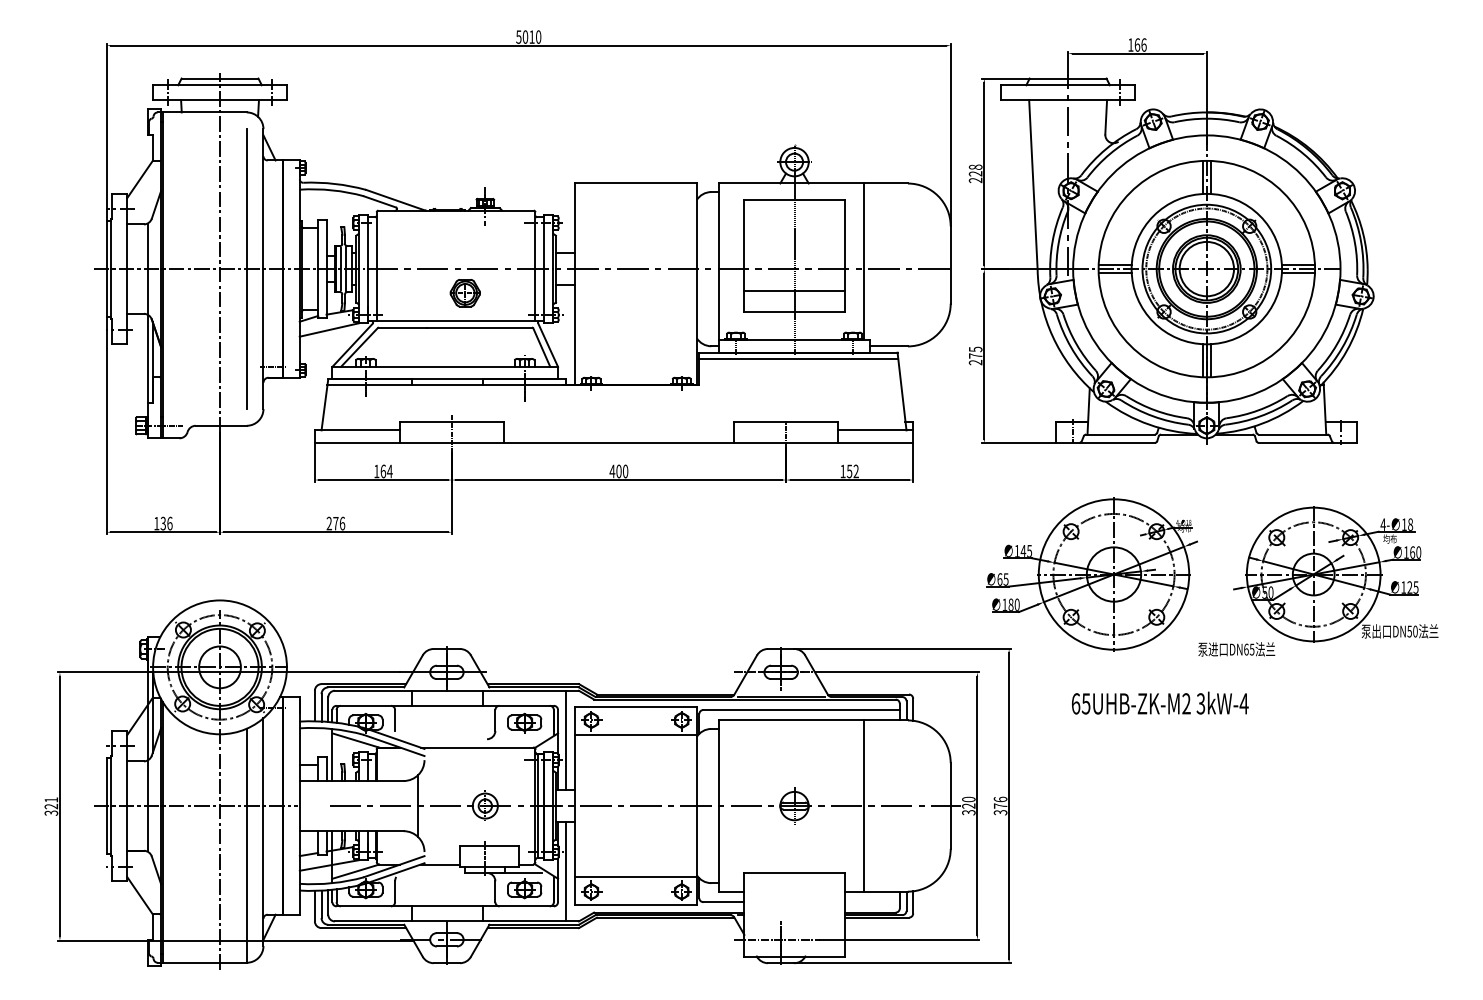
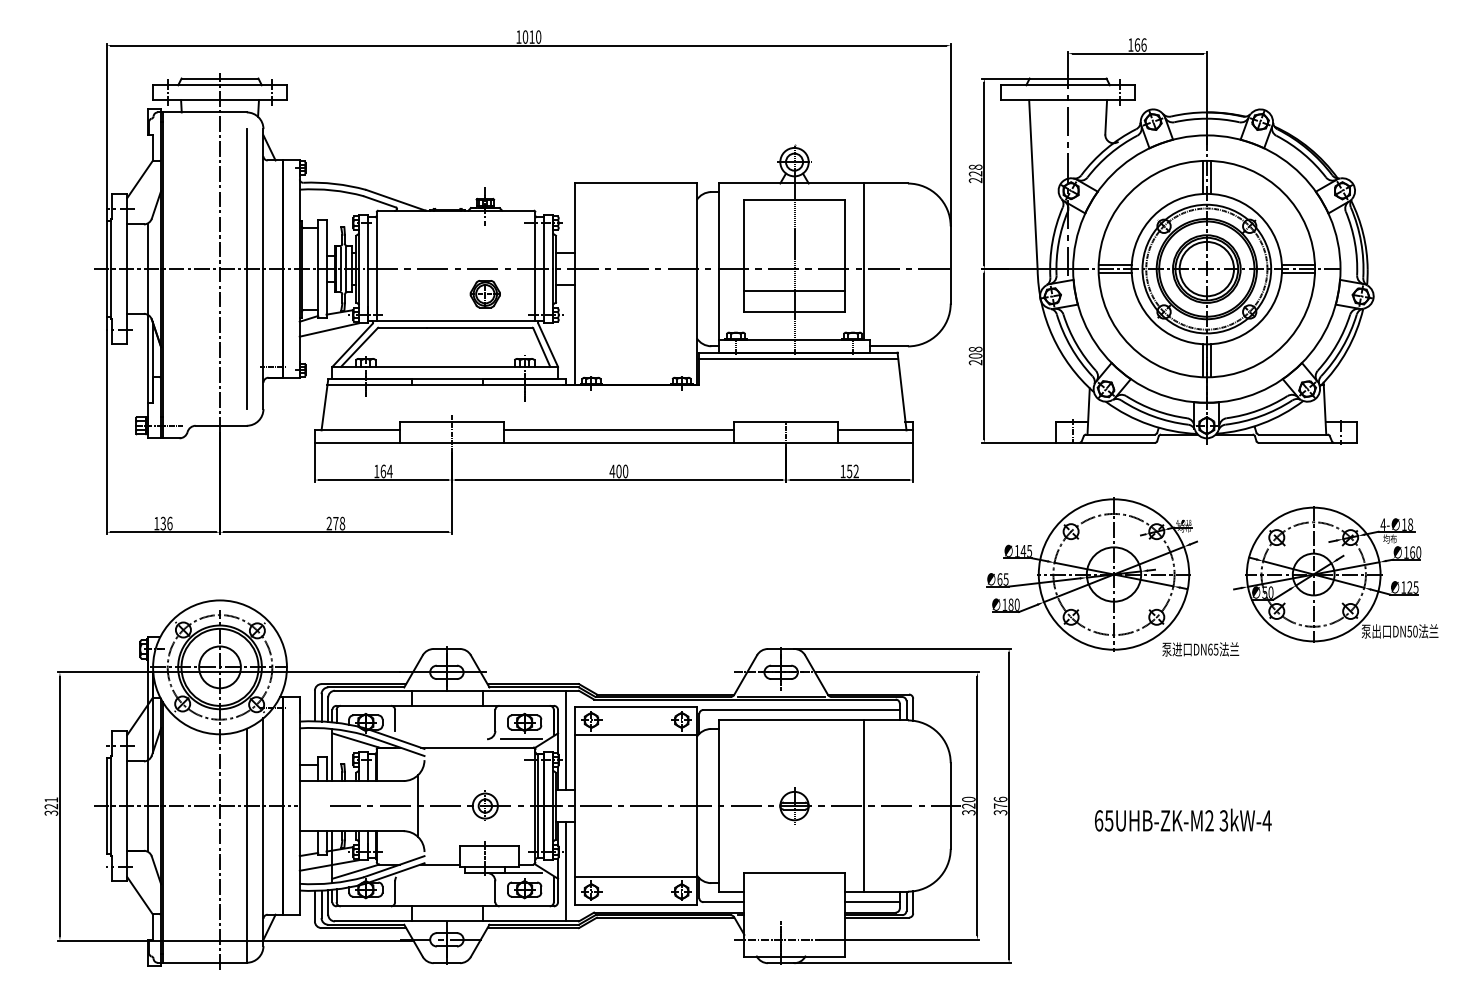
text: 5010 -> 1010 (518, 36)
part position: (464, 293) -> (484, 294) (484, 294)
text: 275 -> 208 (975, 352)
line: none -> present (618, 430)
text: 276 -> 278 (342, 523)
text position: (1236, 649) -> (1200, 649) (1200, 649)
text position: (1160, 702) -> (1183, 819) (1183, 819)
line: none -> present (521, 739)
line: none -> present (871, 902)
